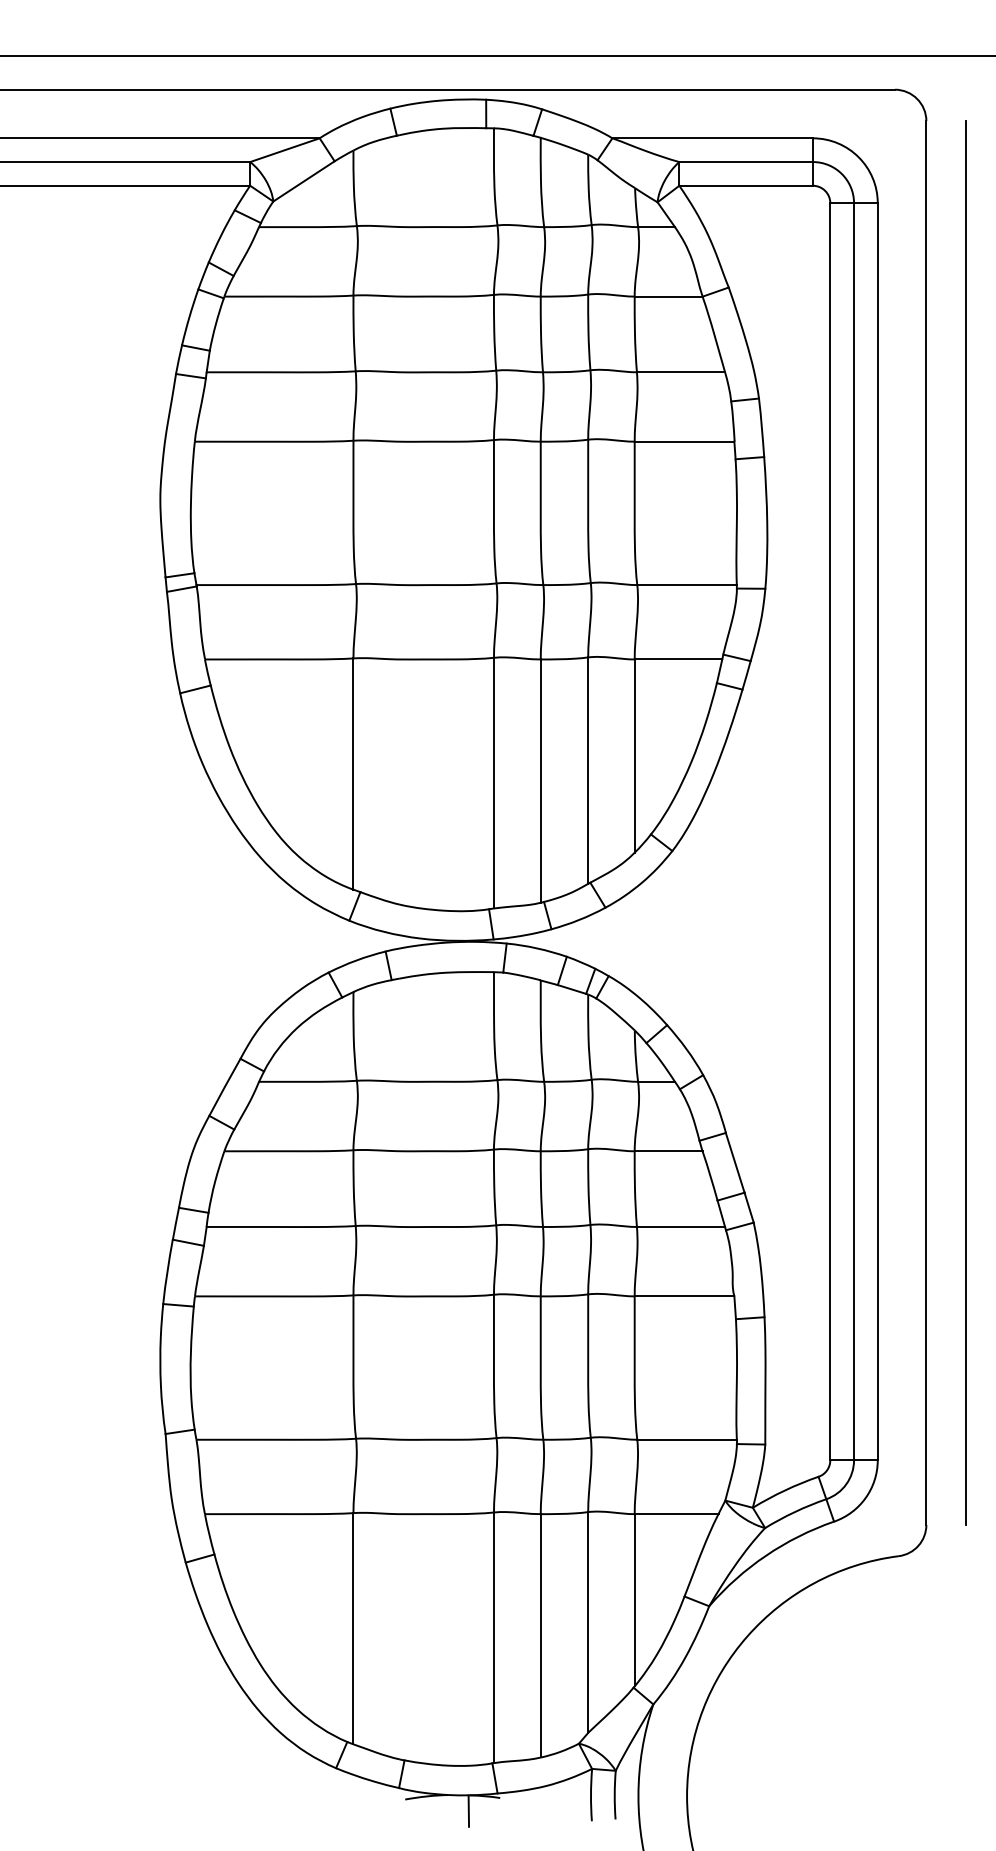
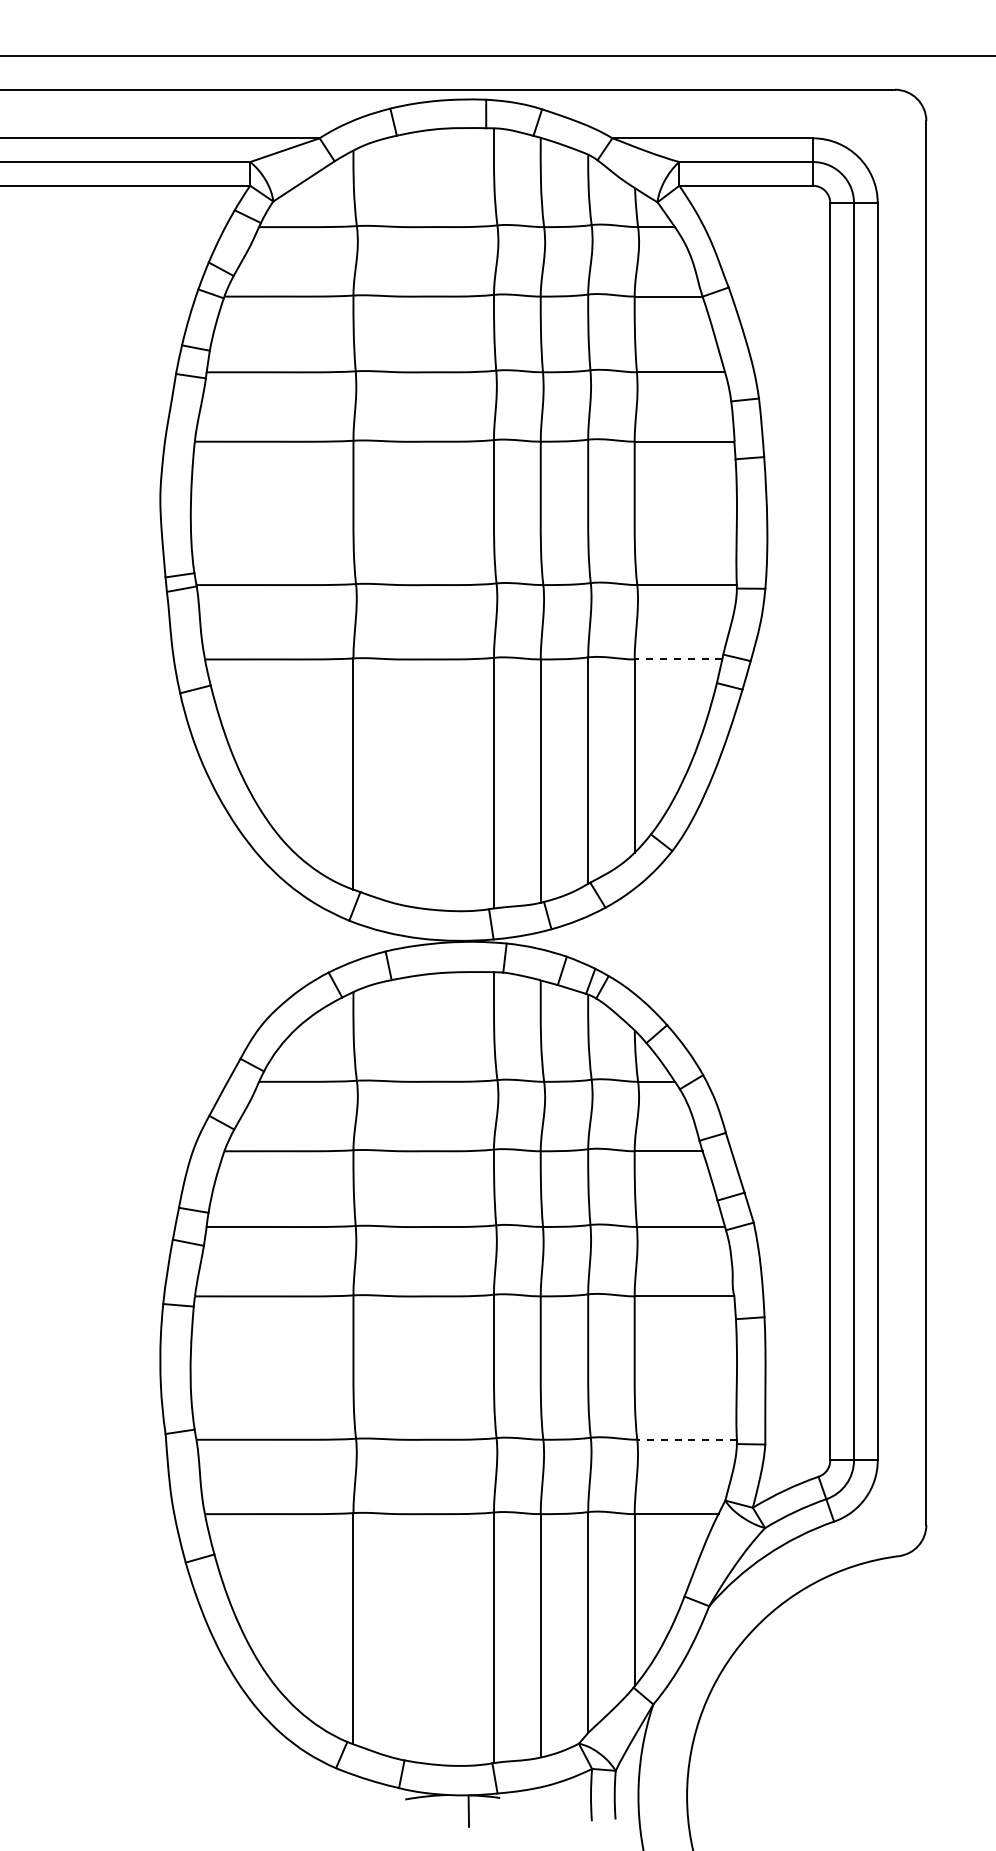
line: solid -> dashed (678, 659)
line: present -> none (966, 822)
line: solid -> dashed (687, 1439)
